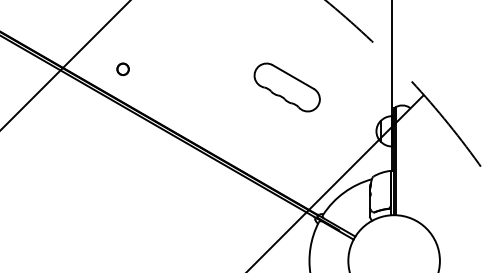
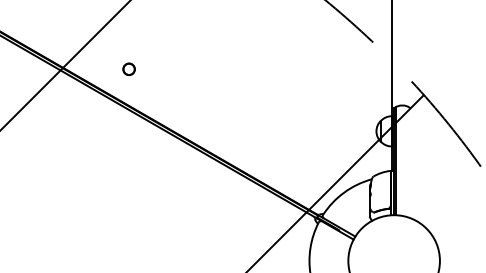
circle position: (122, 68) -> (128, 68) (128, 68)
part: present -> none (286, 87)
